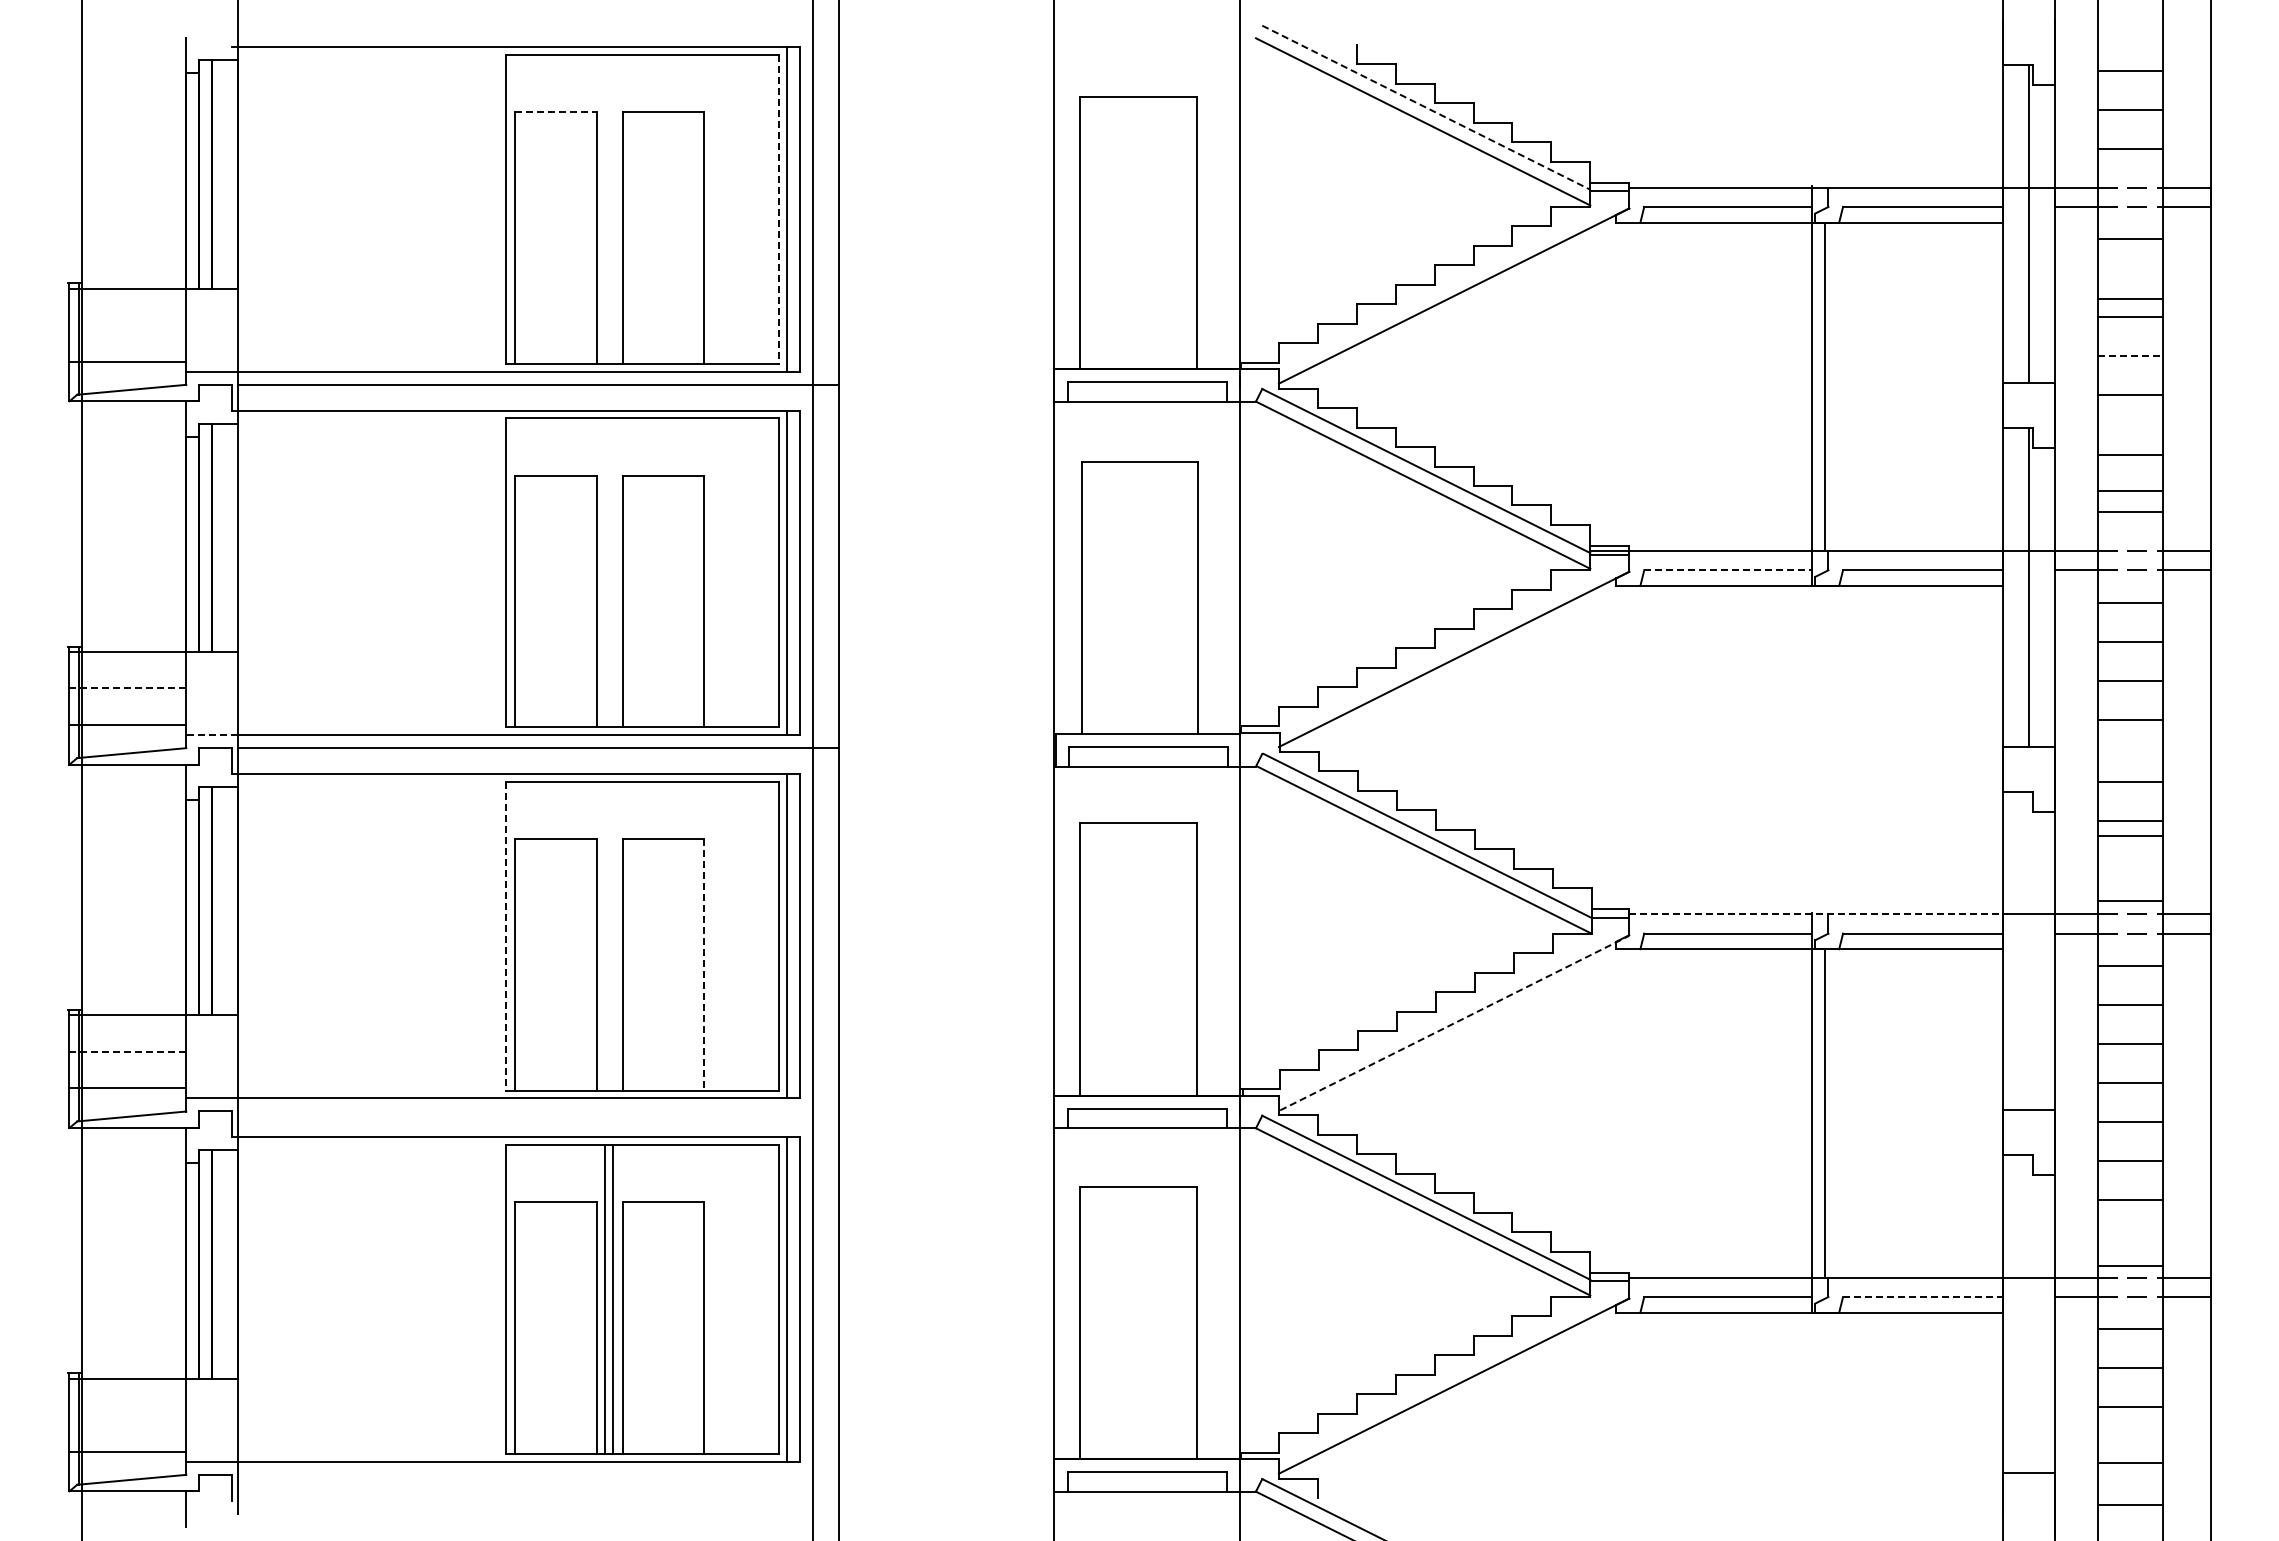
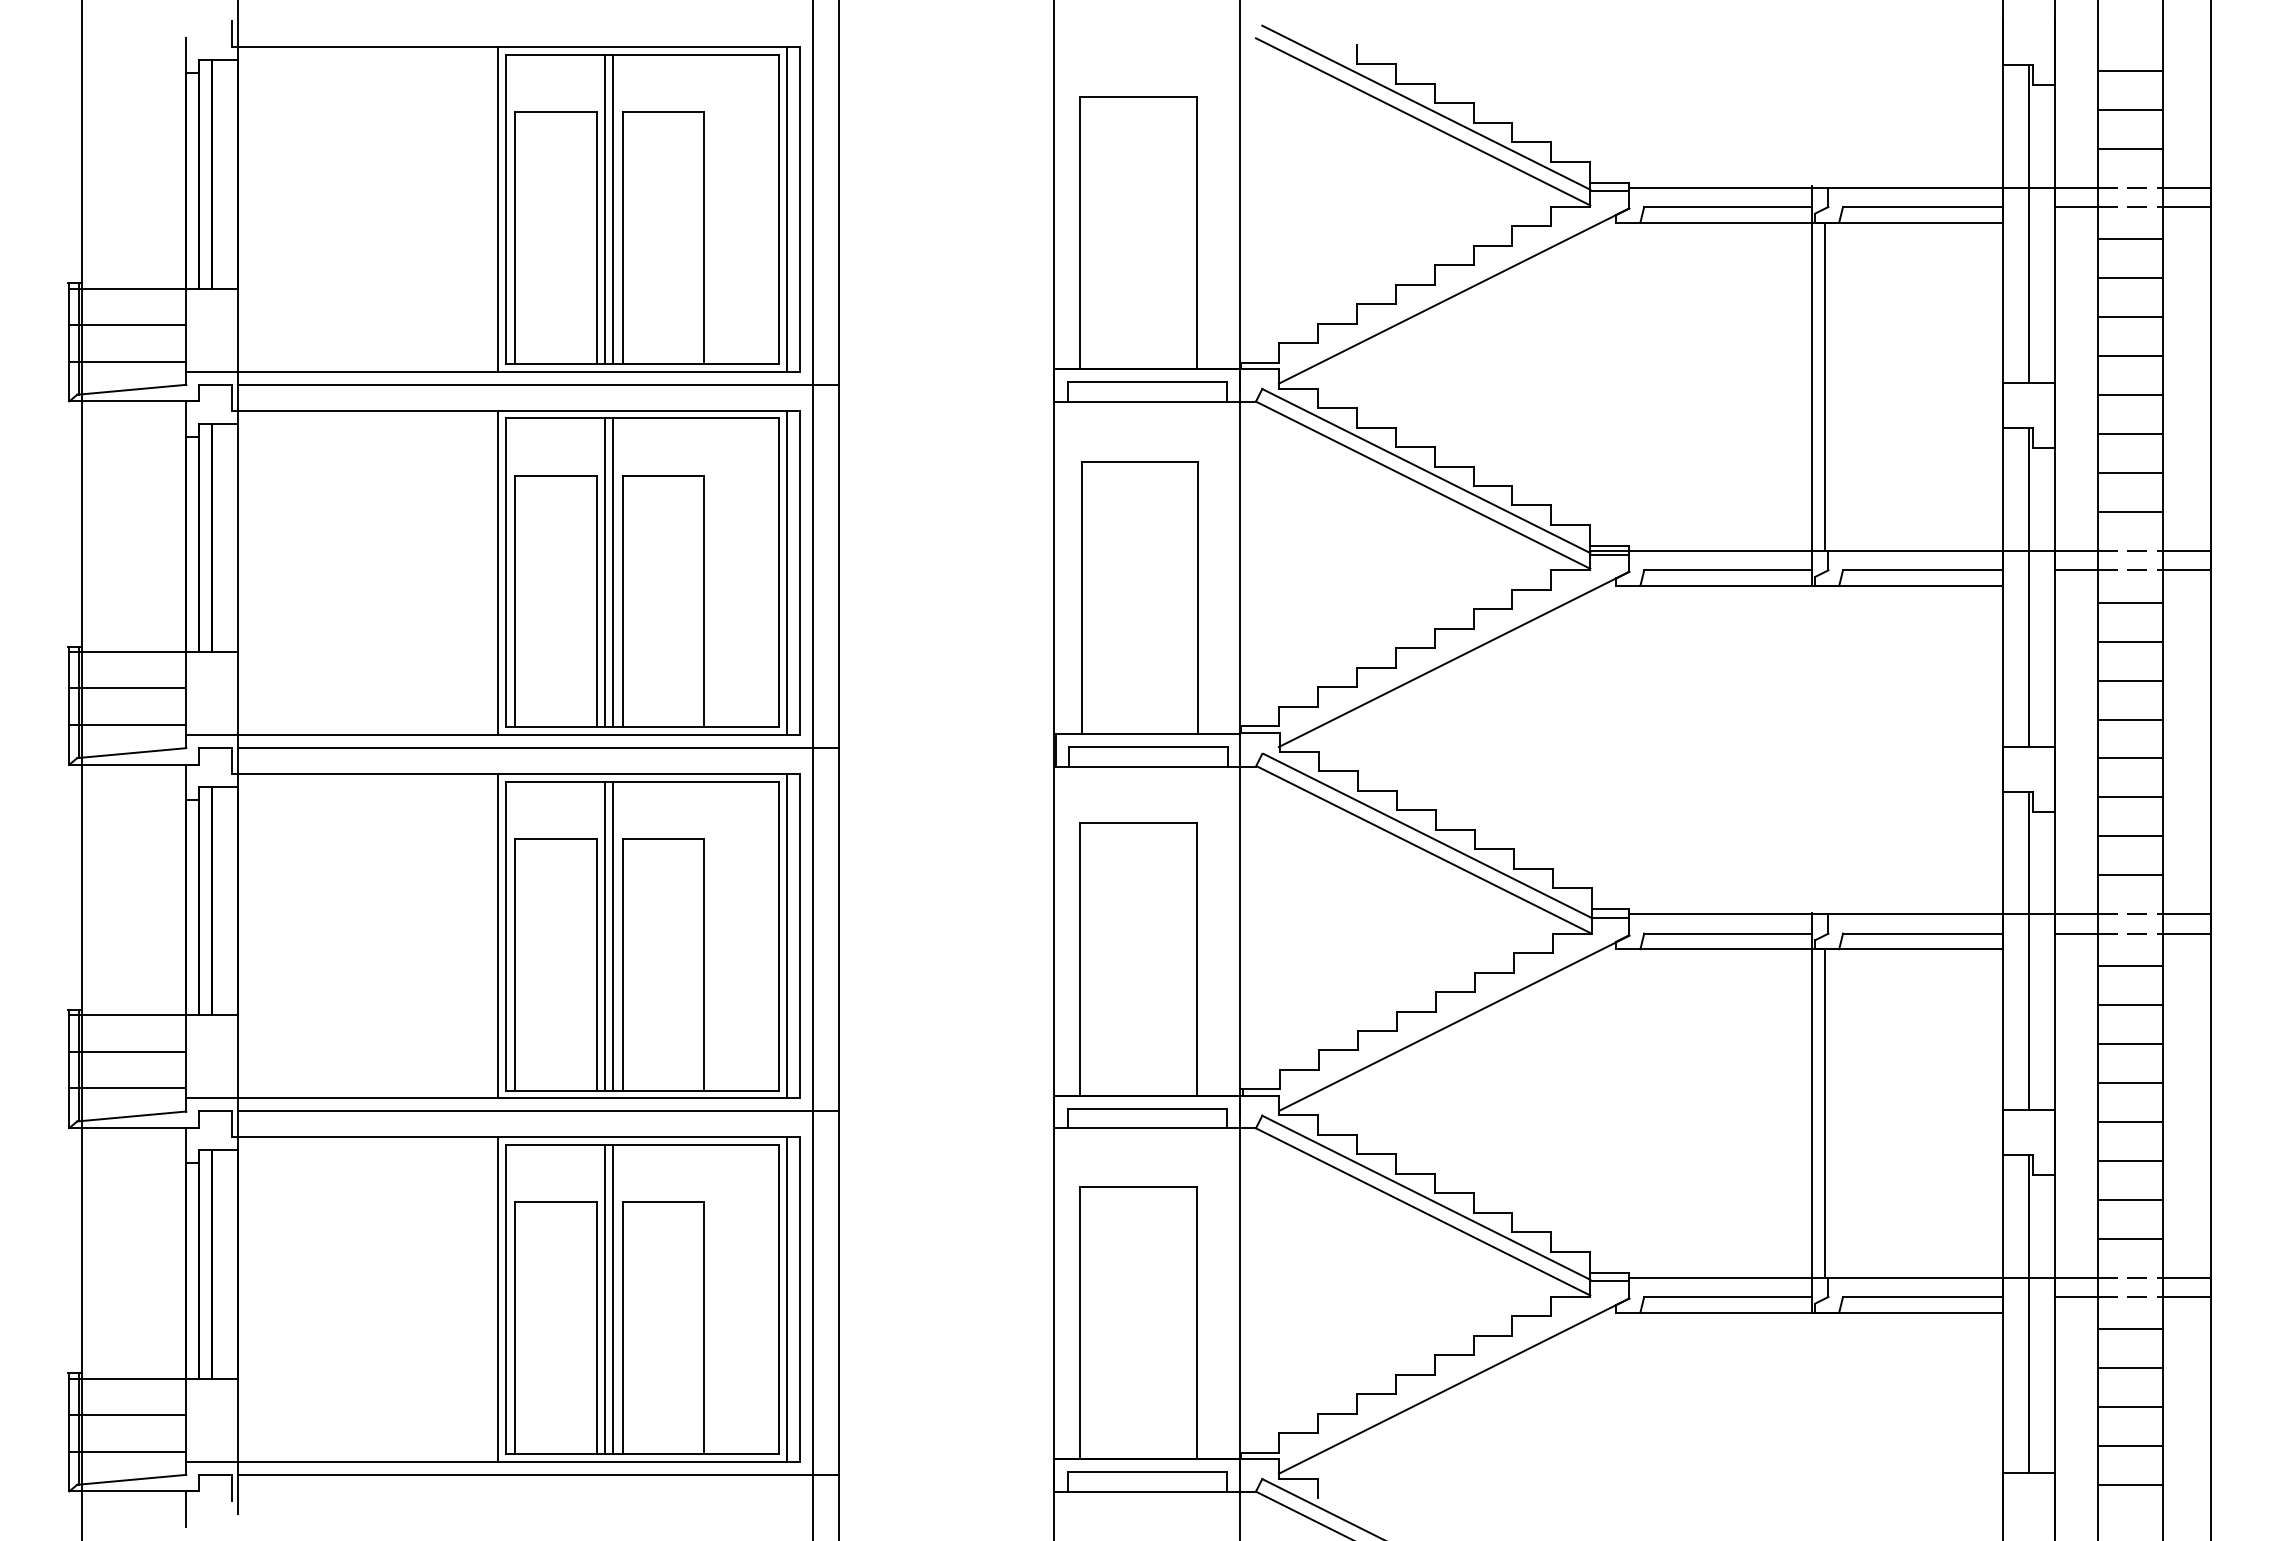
line: none -> present (231, 34)
line: dashed -> solid (1426, 107)
line: dashed -> solid (556, 112)
line: none -> present (497, 209)
line: none -> present (605, 209)
line: none -> present (613, 209)
line: dashed -> solid (779, 210)
line position: (2130, 299) -> (2130, 278) (2130, 278)
line: none -> present (127, 325)
line: dashed -> solid (2131, 356)
line position: (2130, 455) -> (2130, 434) (2130, 434)
line position: (2130, 491) -> (2130, 473) (2130, 473)
line: dashed -> solid (1728, 570)
line: none -> present (497, 572)
line: none -> present (605, 572)
line: none -> present (613, 572)
line: dashed -> solid (127, 688)
line: dashed -> solid (212, 735)
line position: (2130, 782) -> (2130, 758) (2130, 758)
line position: (2130, 821) -> (2130, 797) (2130, 797)
line position: (2130, 901) -> (2130, 875) (2130, 875)
line: dashed -> solid (1816, 914)
line: none -> present (605, 935)
line: none -> present (613, 935)
line: none -> present (497, 936)
line: dashed -> solid (505, 936)
line: none -> present (2028, 950)
line: dashed -> solid (704, 964)
line: dashed -> solid (1455, 1022)
line: dashed -> solid (127, 1051)
line: none -> present (538, 1111)
line position: (2130, 1265) -> (2130, 1238) (2130, 1238)
line: dashed -> solid (1923, 1297)
line: none -> present (497, 1299)
line: none -> present (2028, 1313)
line: none -> present (127, 1415)
line position: (2130, 1463) -> (2130, 1446) (2130, 1446)
line: none -> present (538, 1474)
line position: (2130, 1505) -> (2130, 1485) (2130, 1485)
